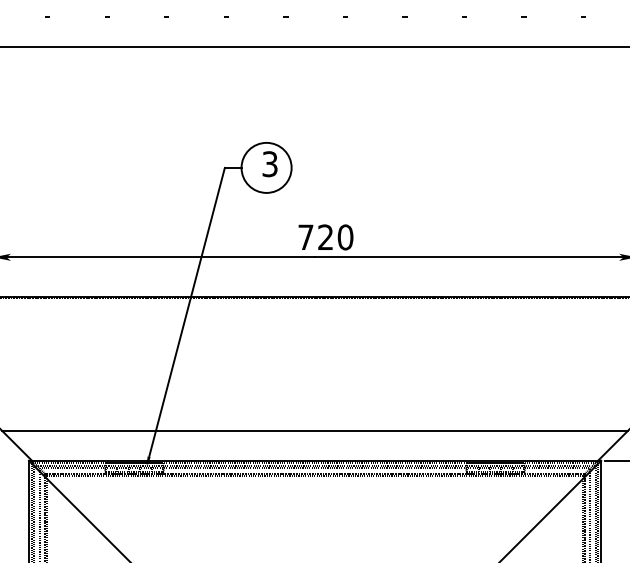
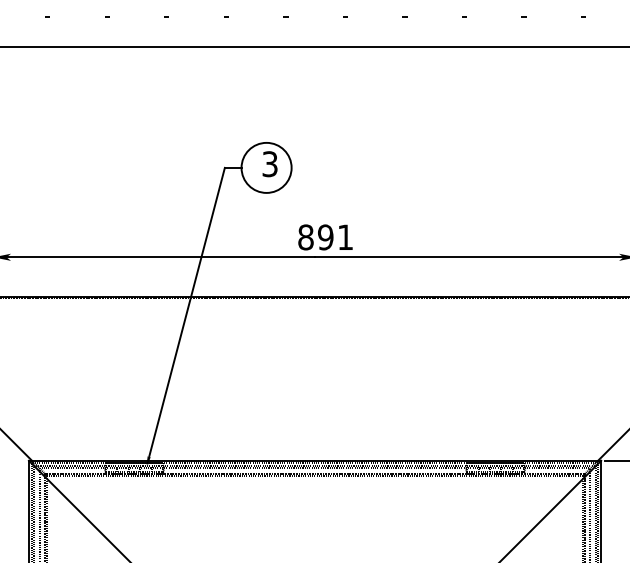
text: 720 -> 891 (325, 237)
line: present -> none (314, 430)
